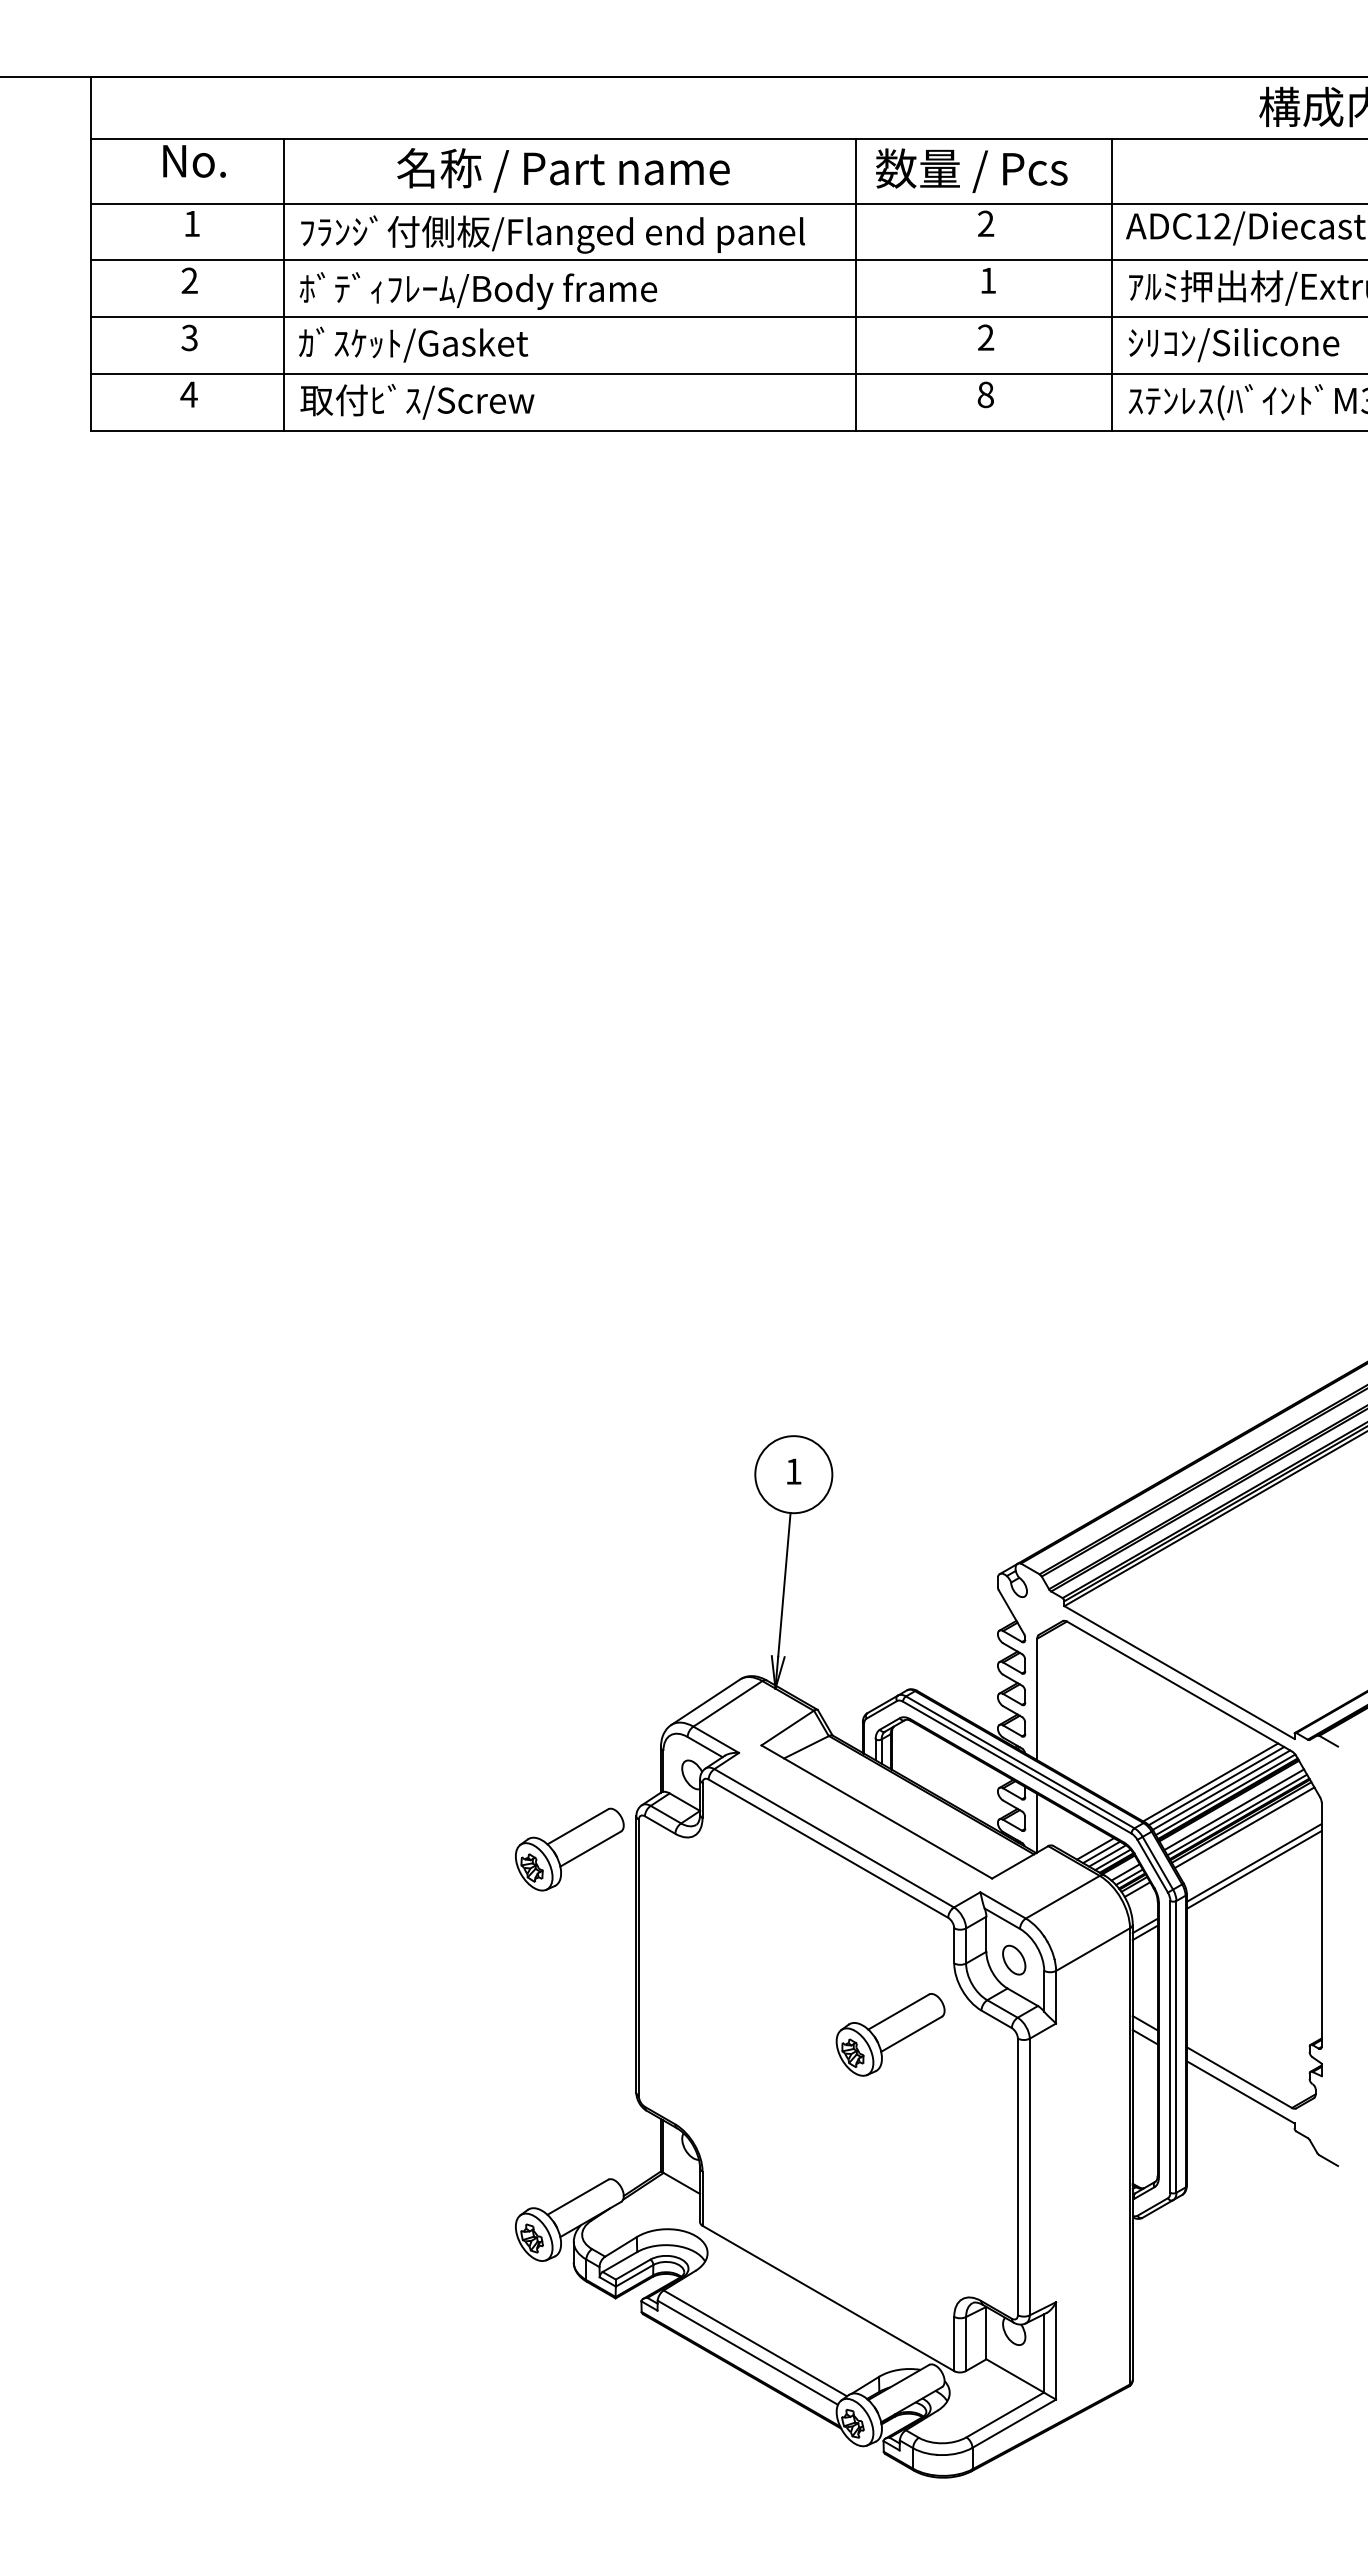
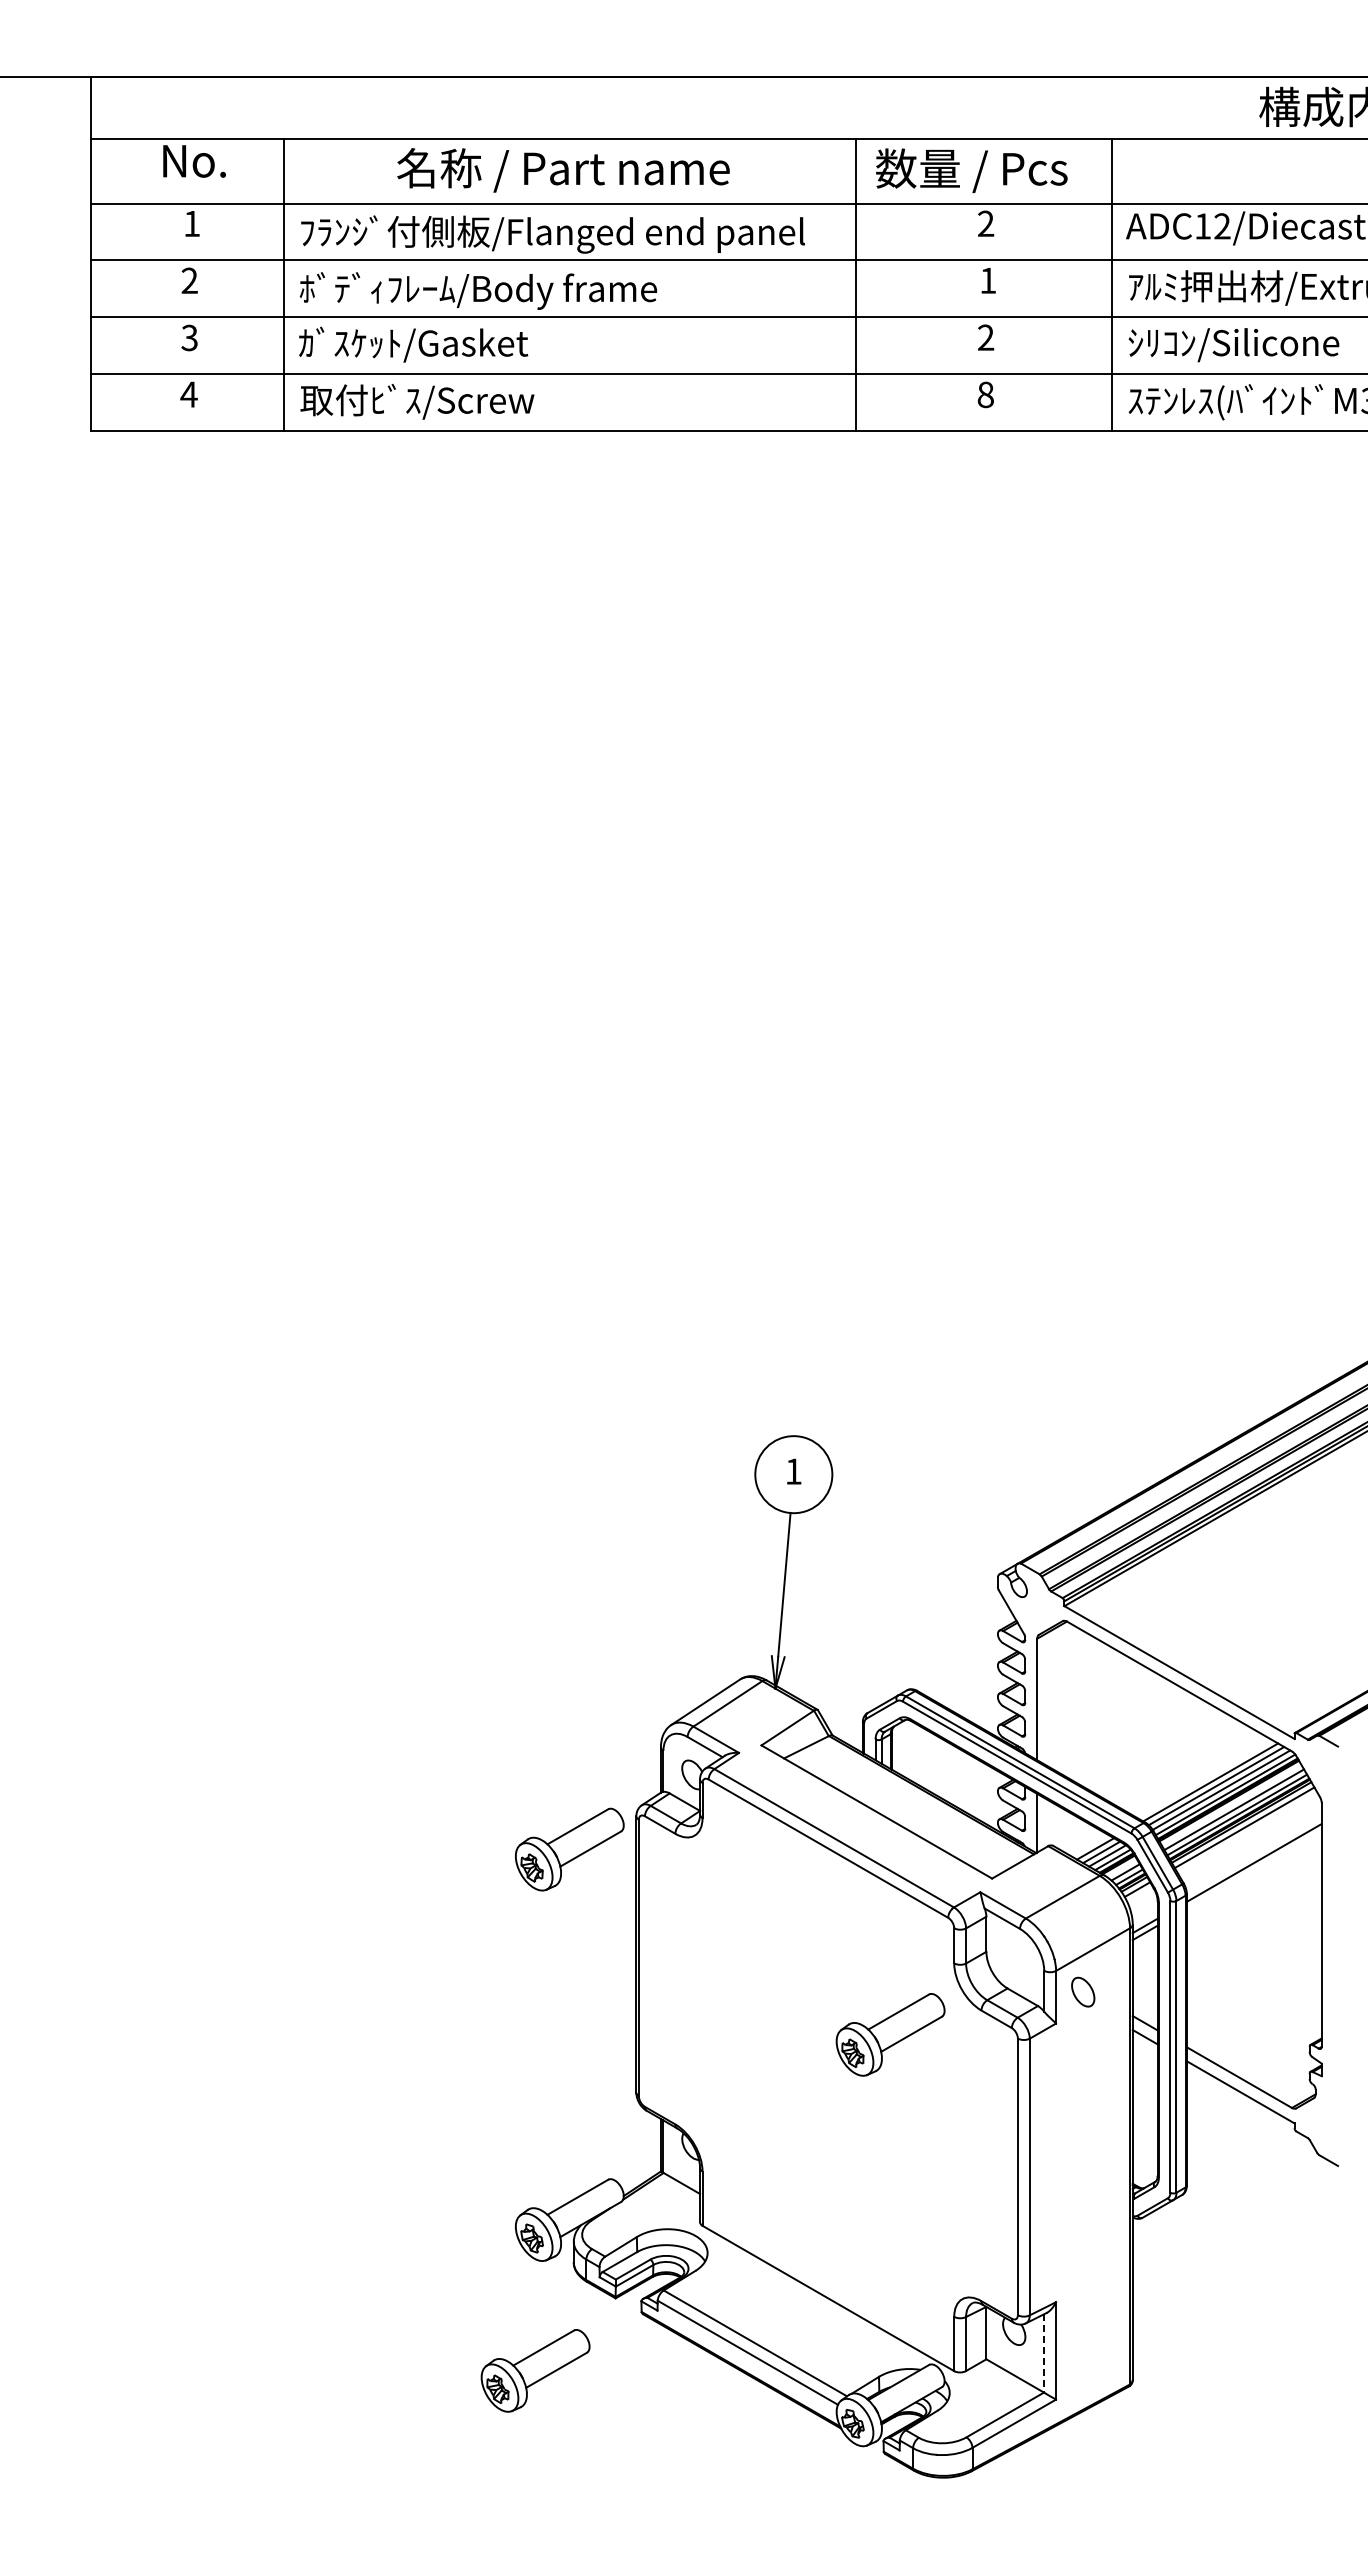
line: present -> none (1253, 1869)
part position: (1014, 1959) -> (1083, 1991) (1083, 1991)
line: solid -> dashed (1044, 2353)
part: none -> present (535, 2370)
